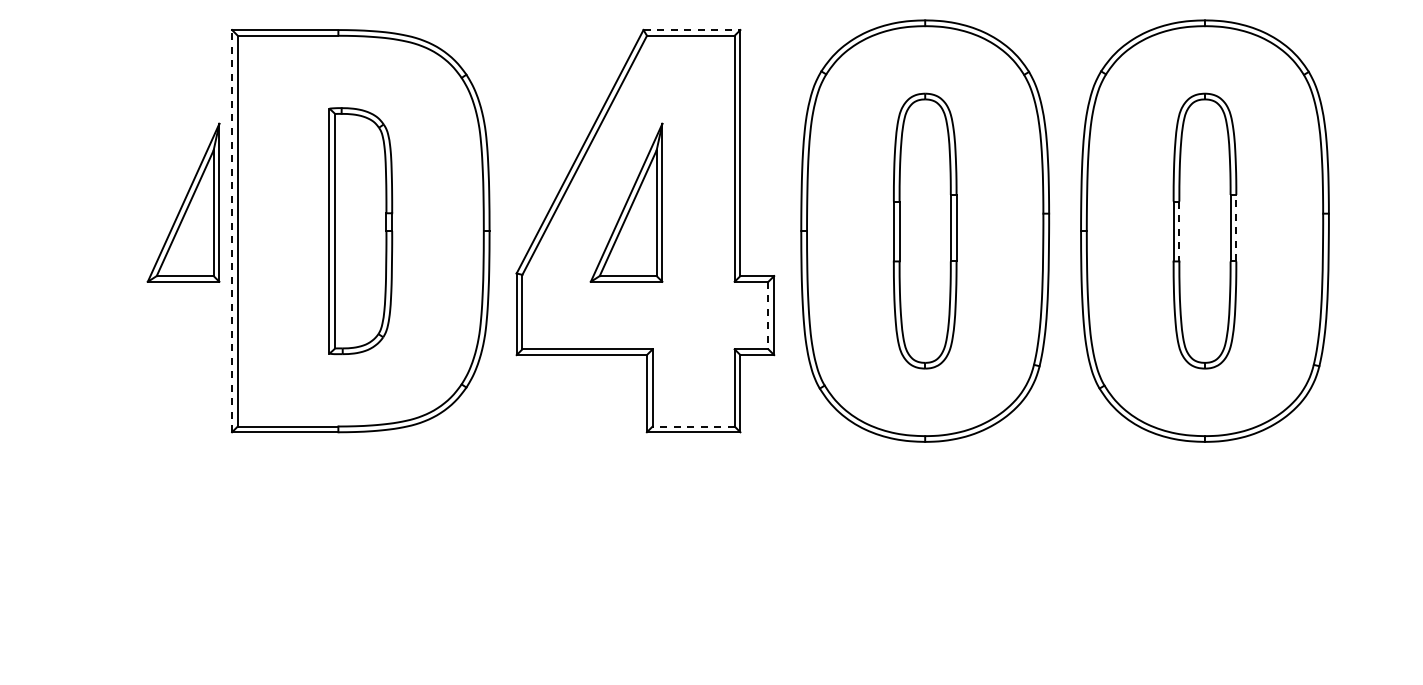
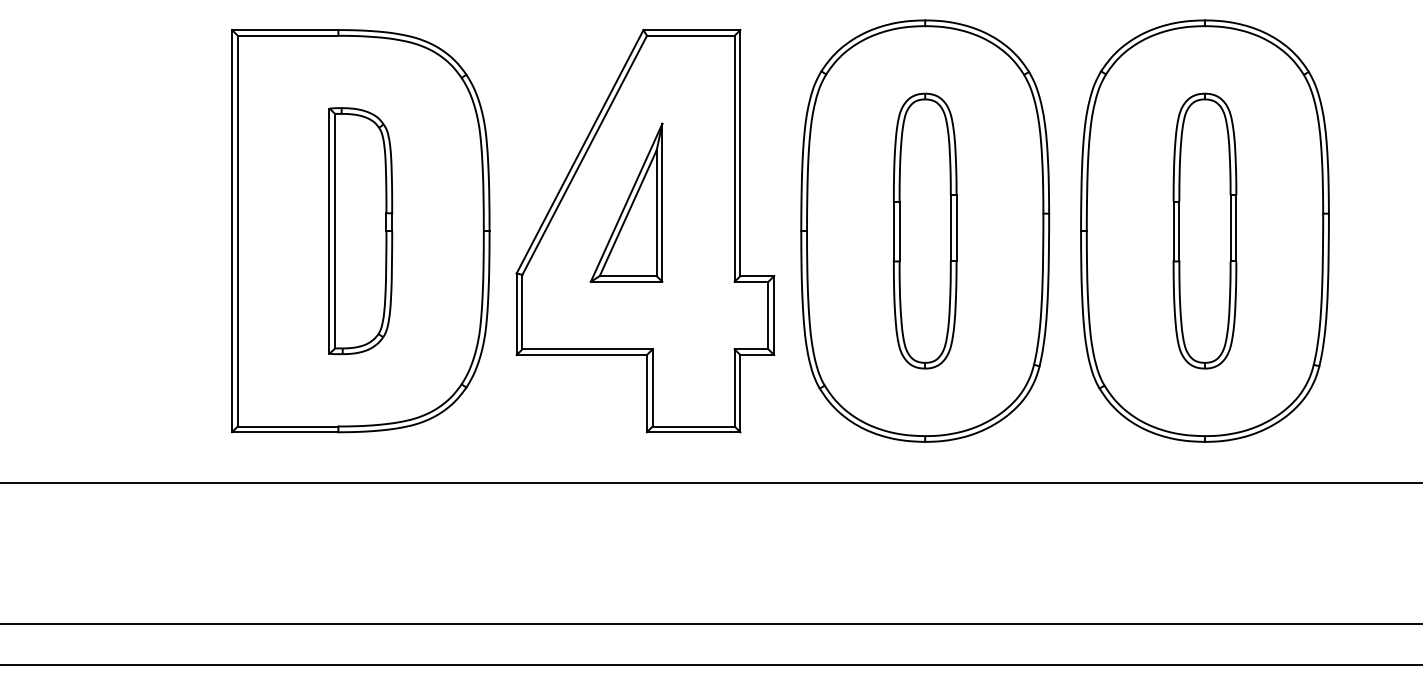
line: dashed -> solid (692, 30)
part: present -> none (183, 202)
line: dashed -> solid (1236, 227)
line: dashed -> solid (232, 230)
line: dashed -> solid (1179, 231)
line: dashed -> solid (768, 315)
line: dashed -> solid (693, 426)
line: none -> present (710, 483)
line: none -> present (710, 623)
line: none -> present (710, 664)
